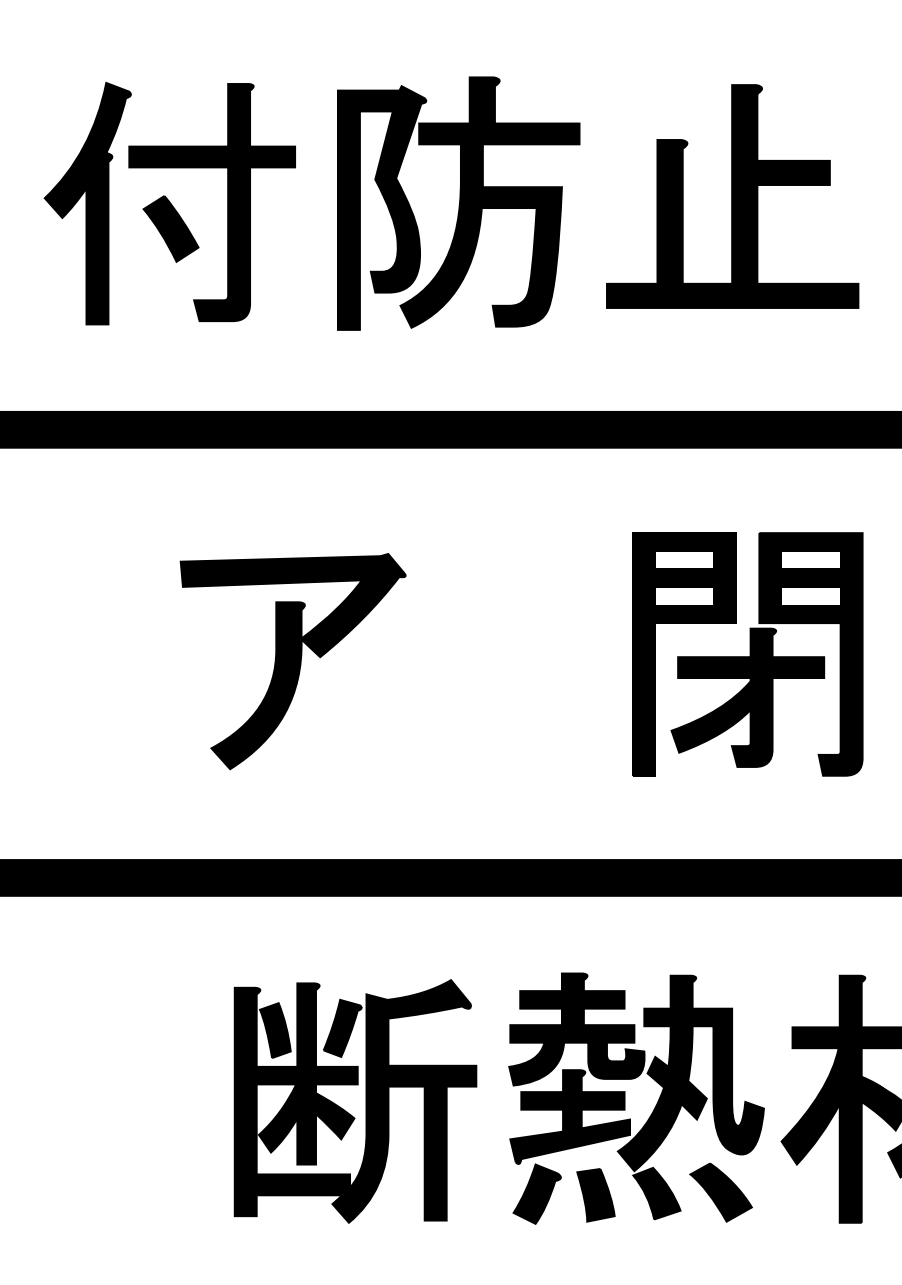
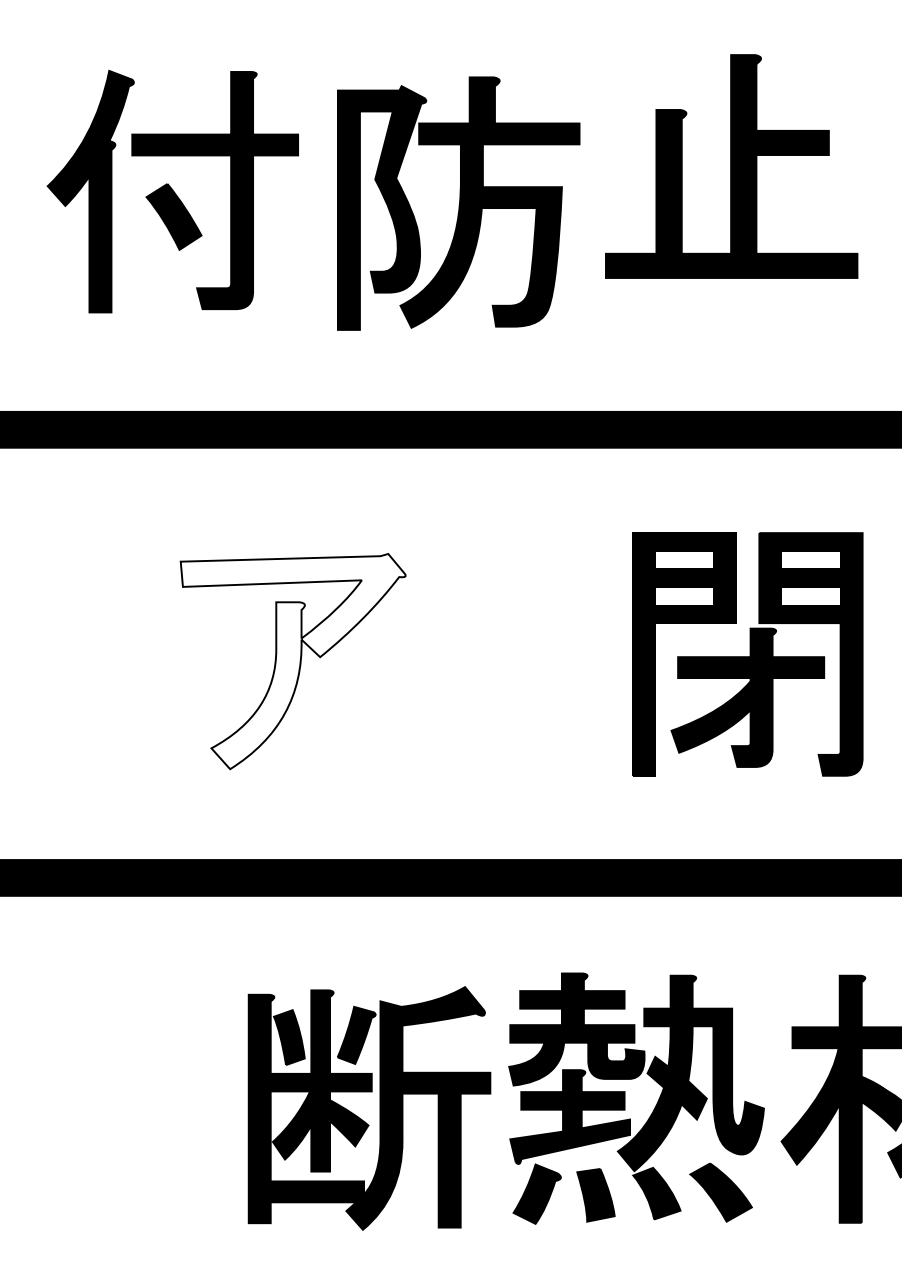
part position: (732, 196) -> (731, 166) (731, 166)
part position: (169, 203) -> (172, 191) (172, 191)
fill: present -> none (292, 661)
part position: (365, 1101) -> (379, 1108) (379, 1108)
